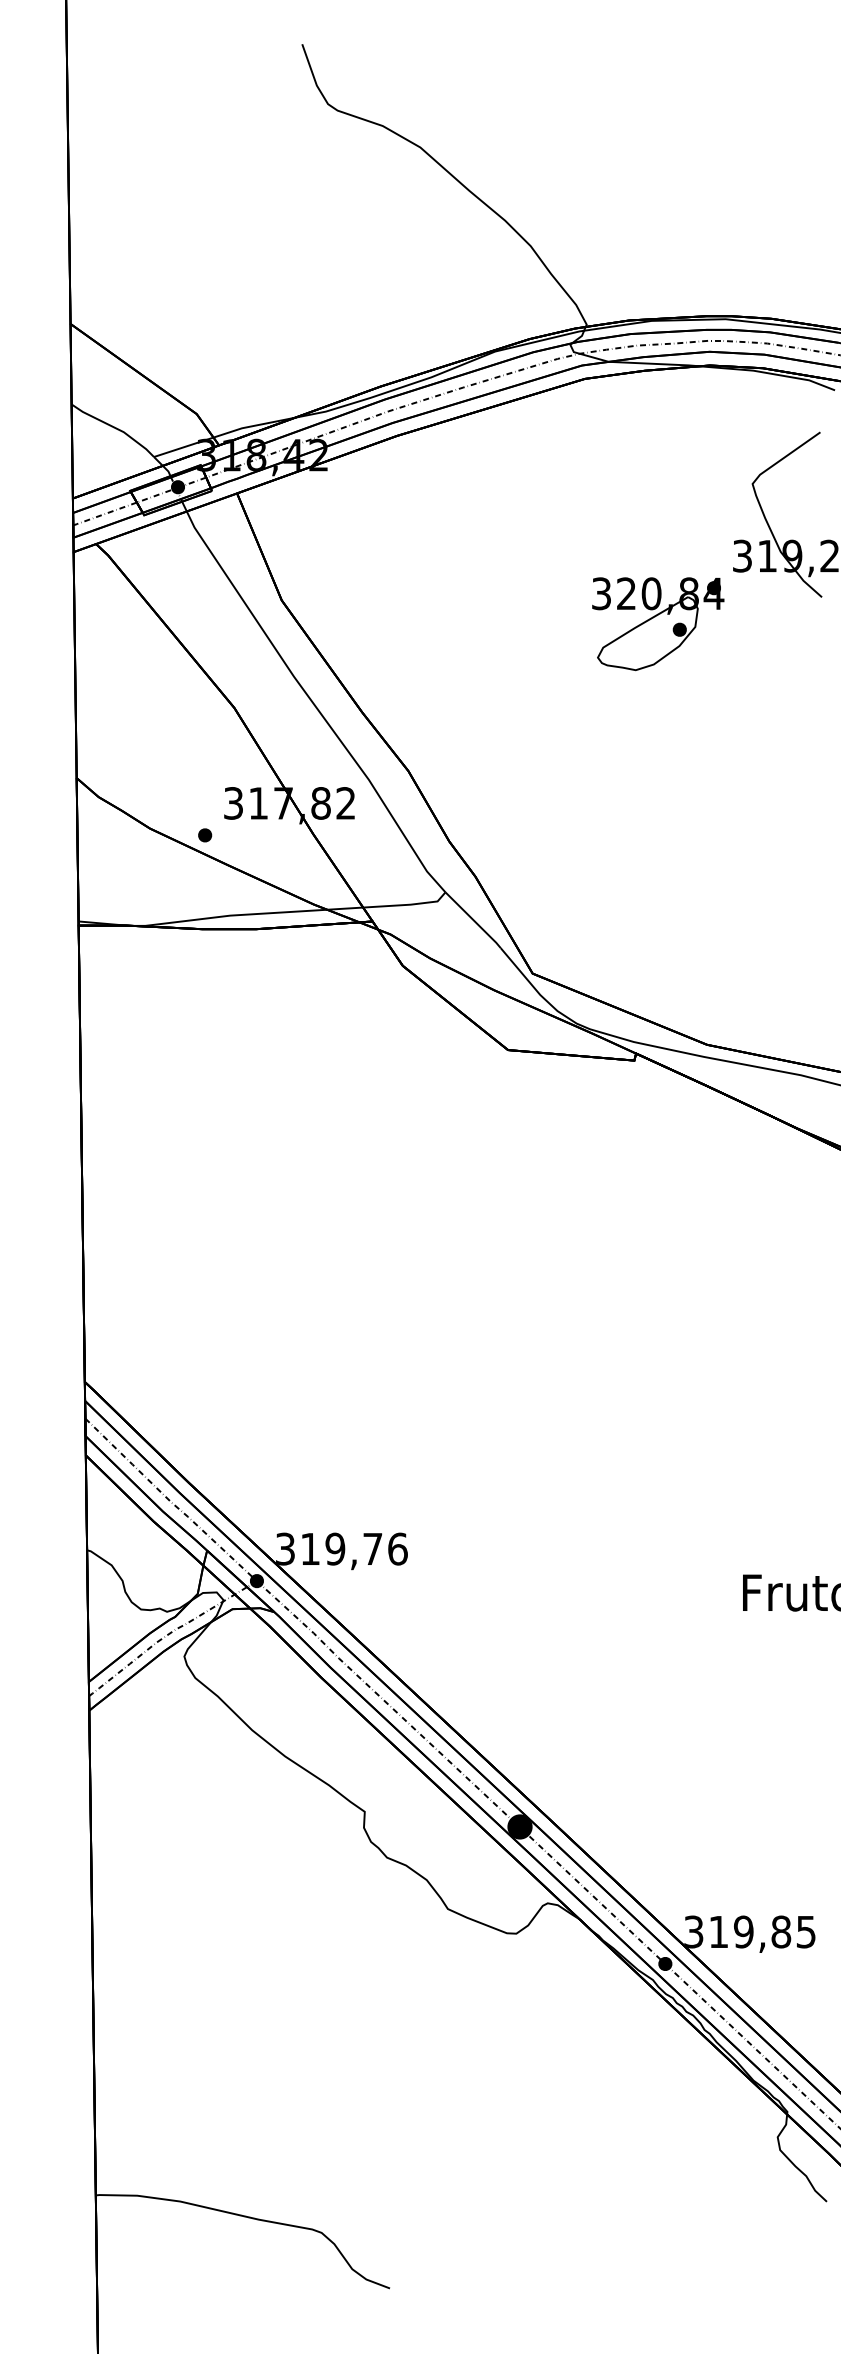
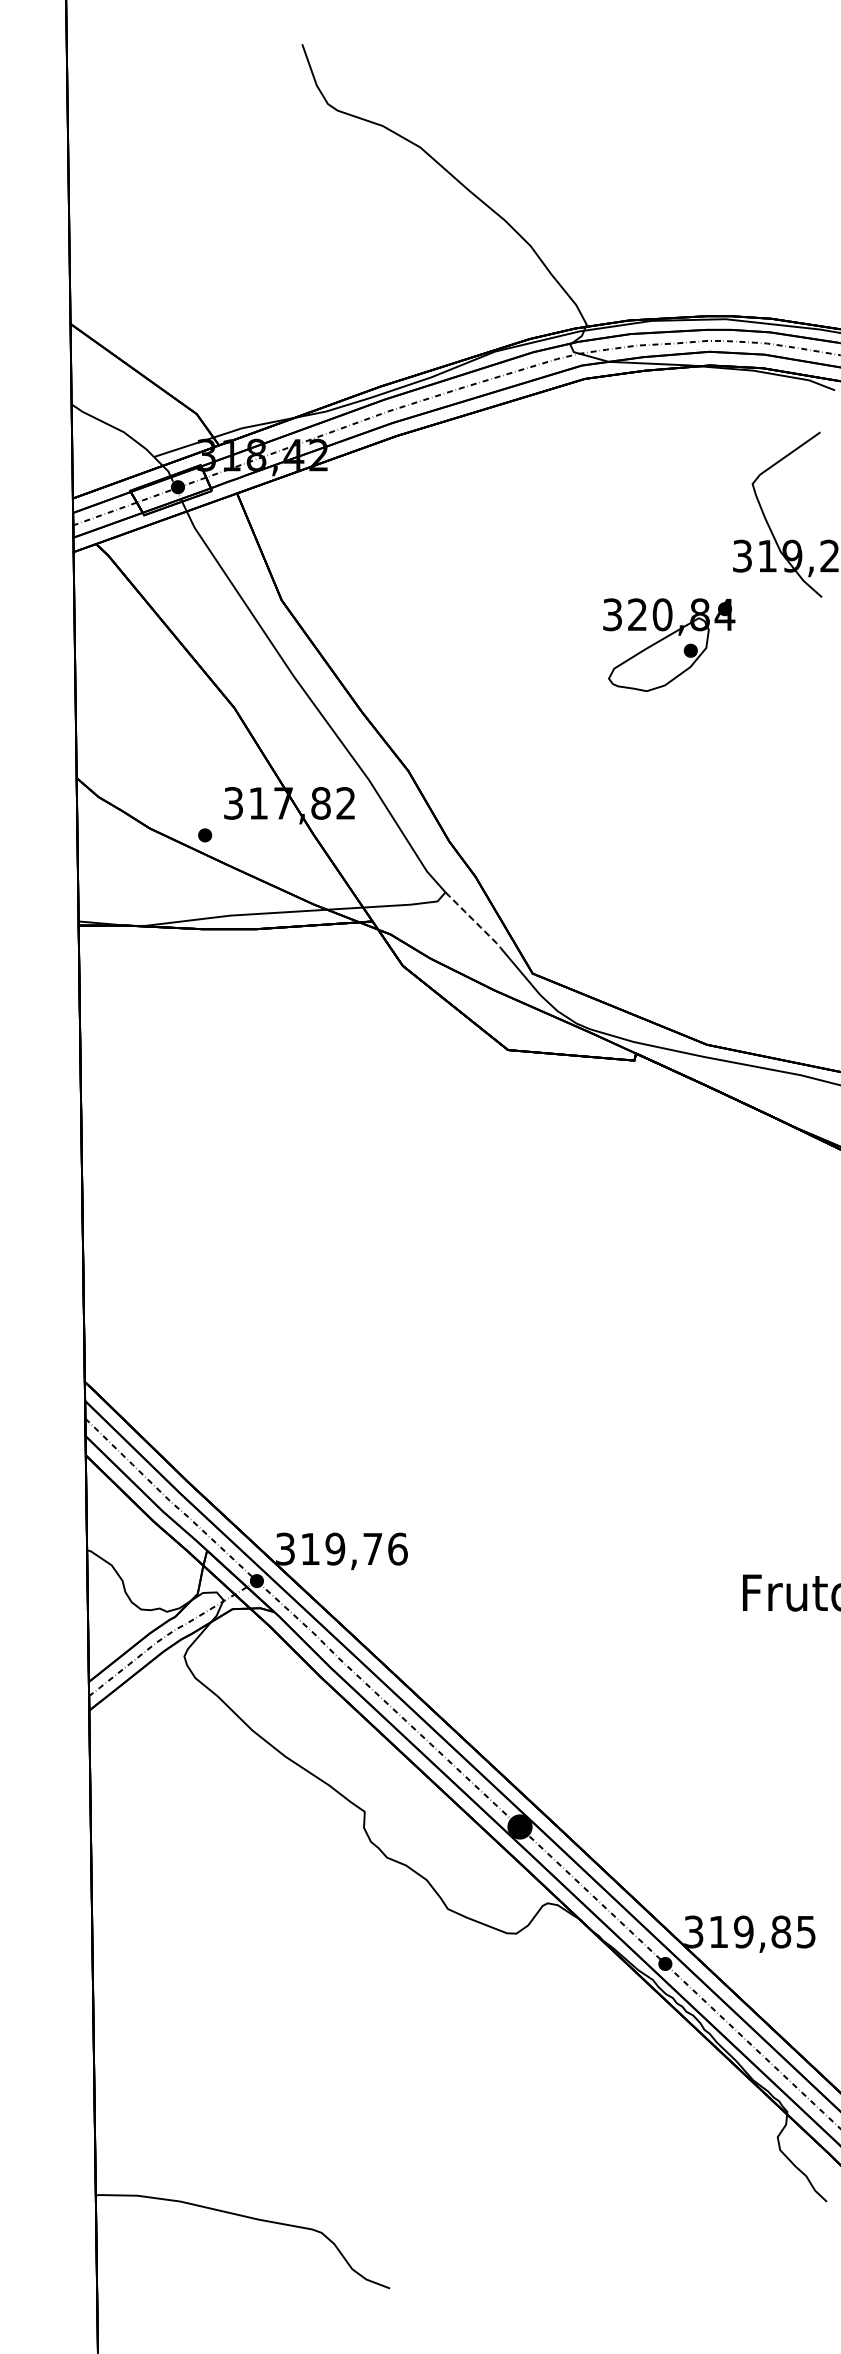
part position: (658, 624) -> (669, 645) (669, 645)
line: solid -> dashed (474, 921)
